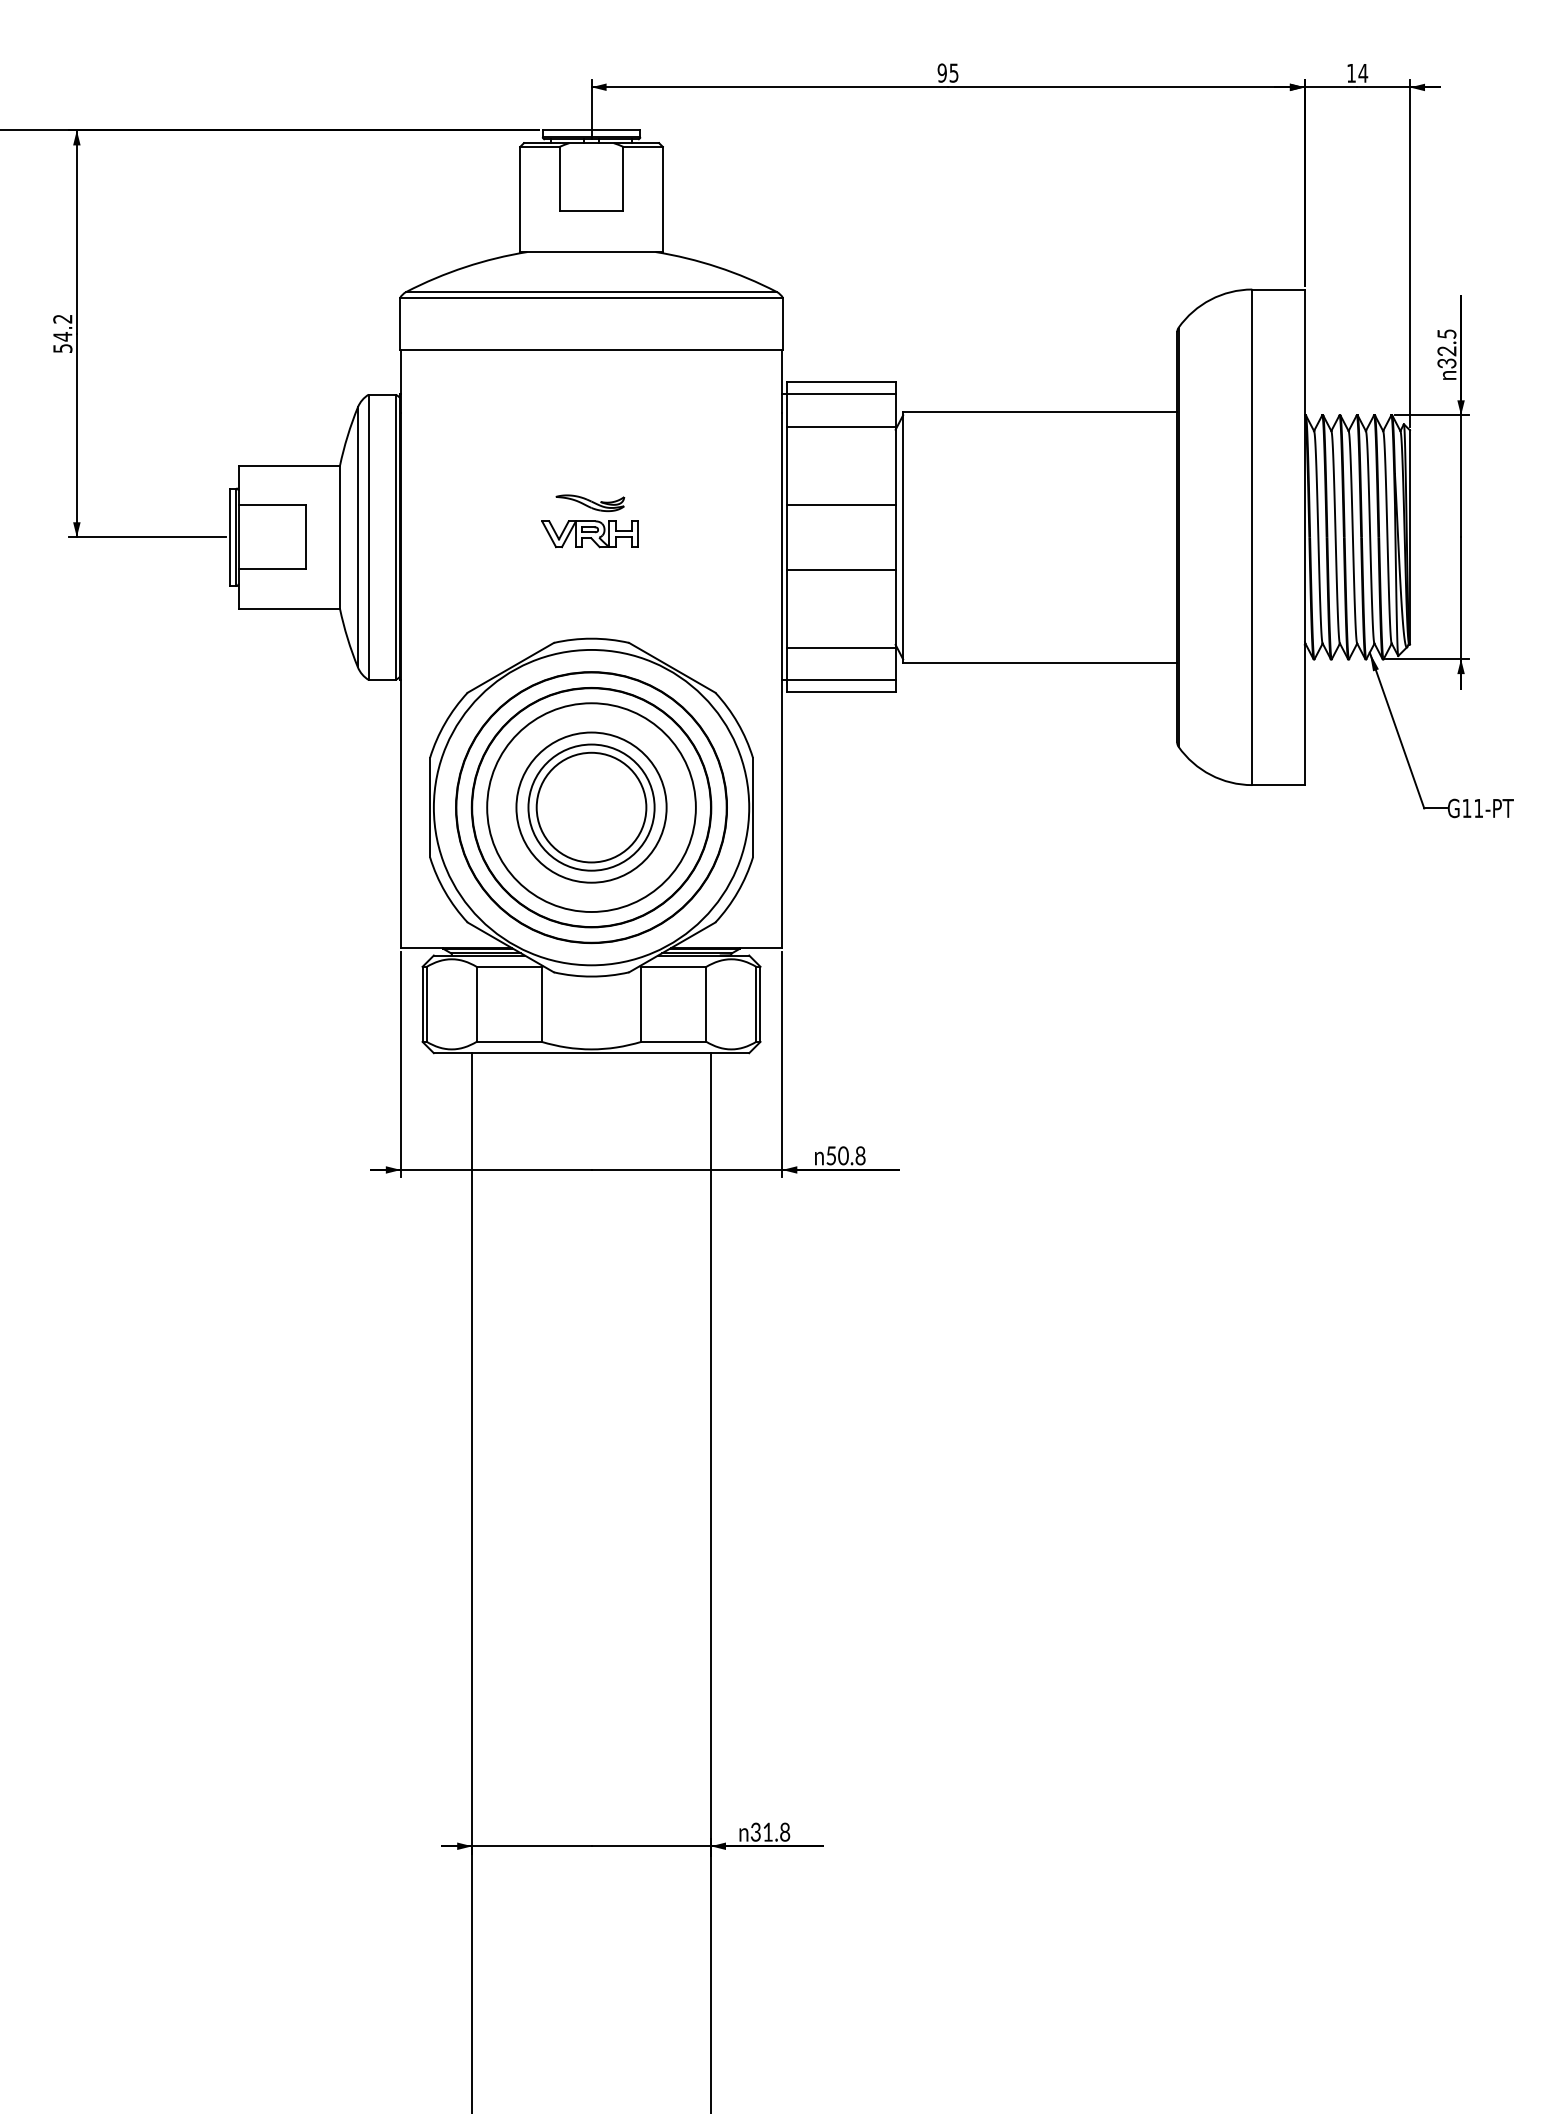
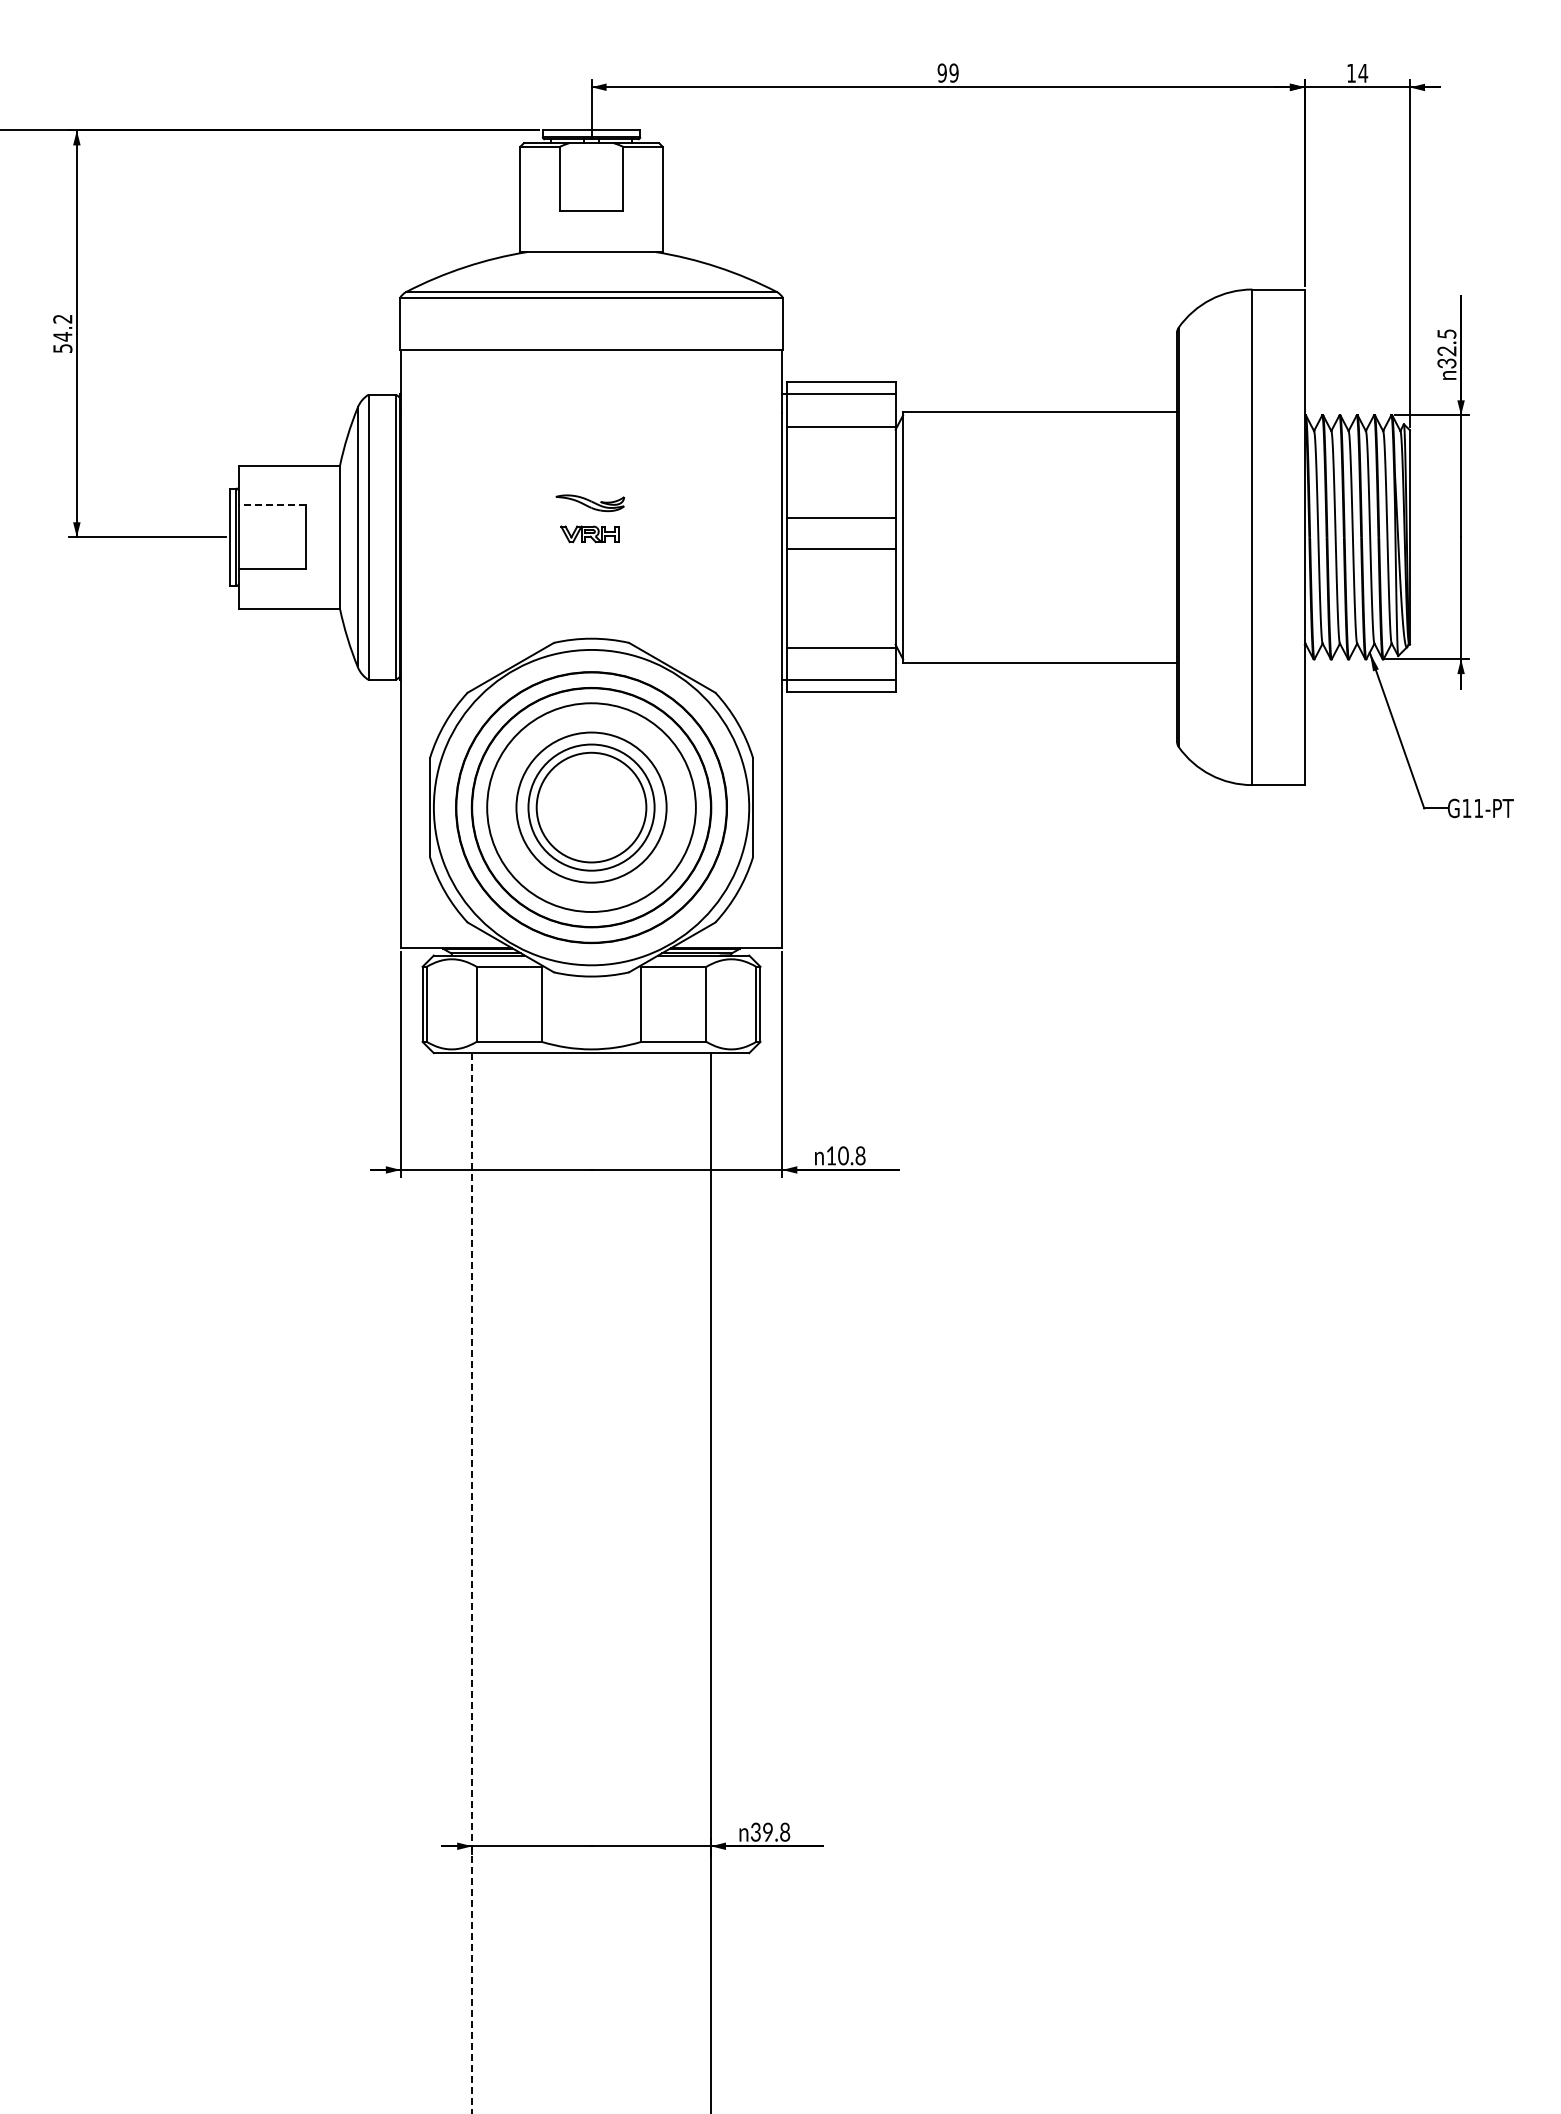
text: 95 -> 99 (953, 72)
line position: (840, 504) -> (840, 517) (840, 517)
line: solid -> dashed (272, 505)
part size: 98x29 px -> 60x19 px (589, 534)
line position: (840, 569) -> (840, 548) (840, 548)
text: 50.8 -> 10.8 (830, 1155)
line: solid -> dashed (472, 1583)
text: 31.8 -> 39.8 (767, 1831)
